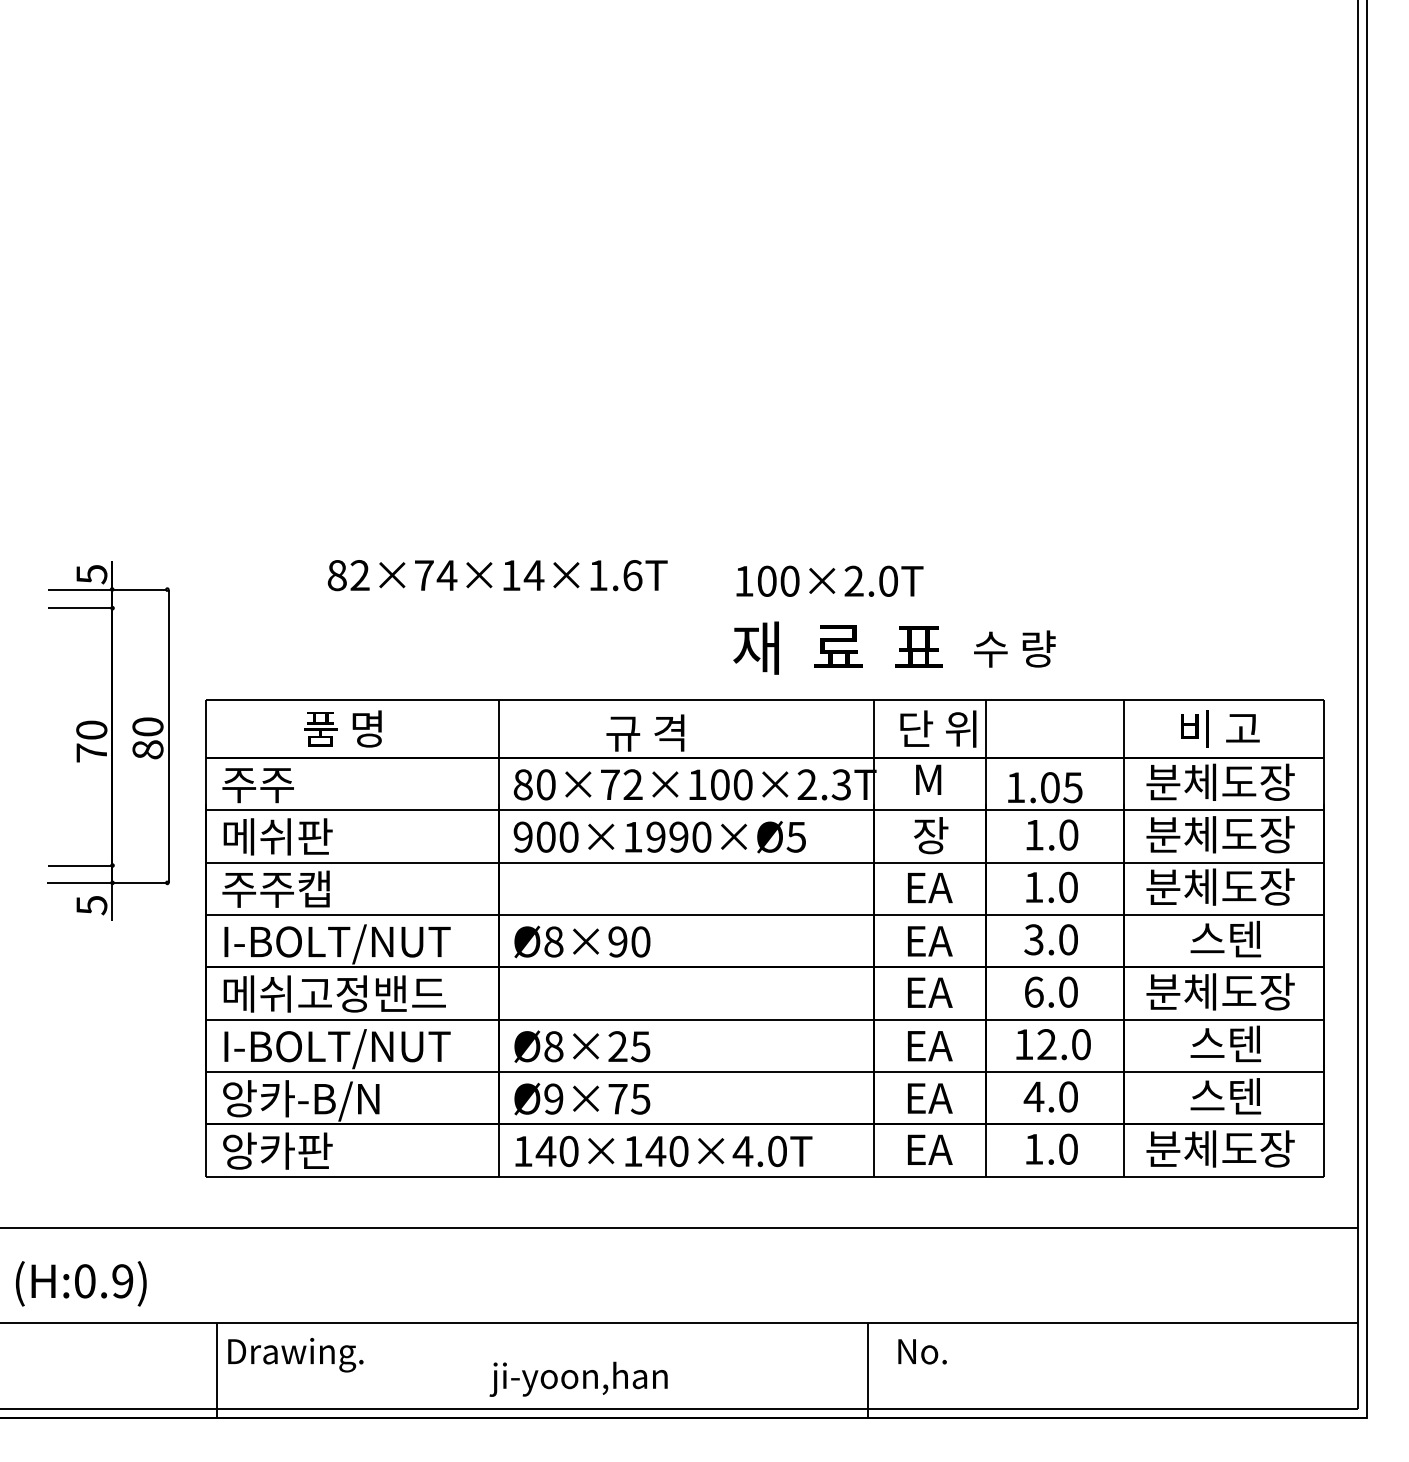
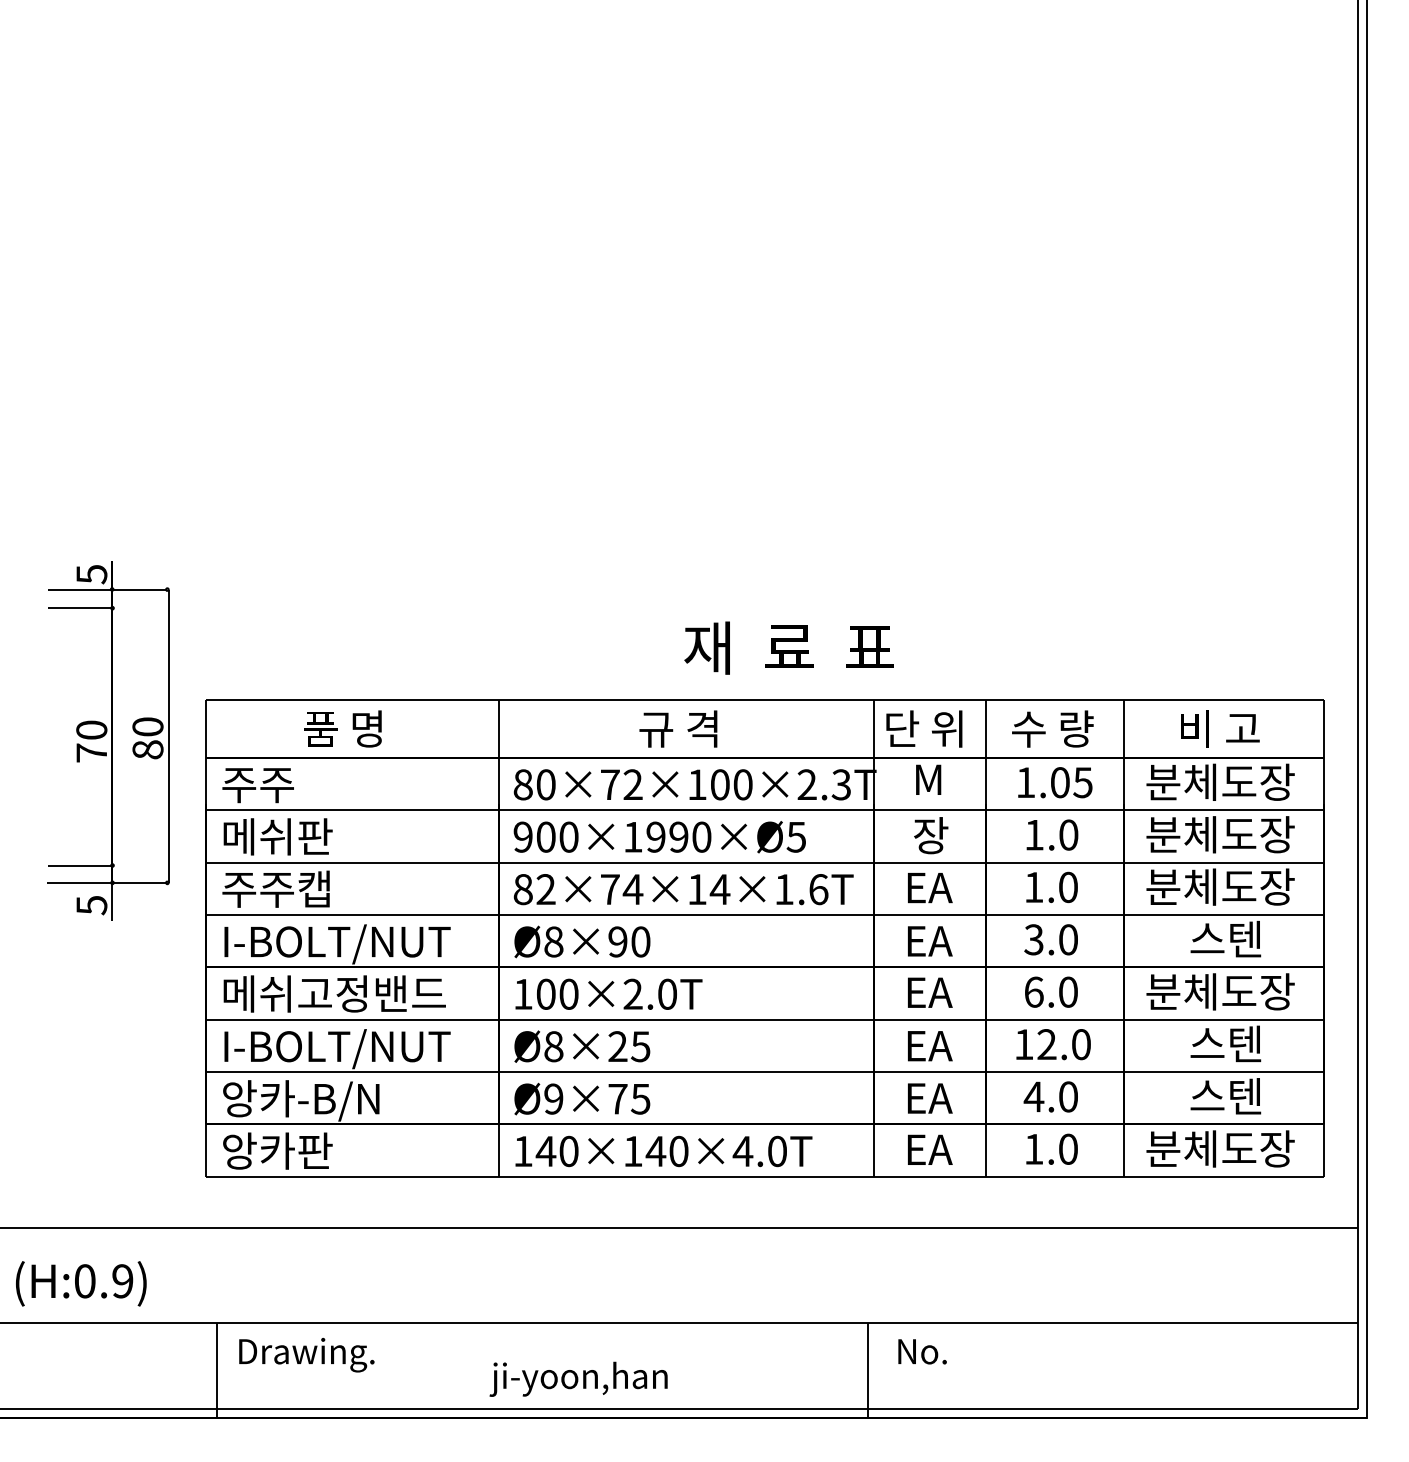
text position: (497, 575) -> (683, 889) (683, 889)
text position: (829, 580) -> (608, 993) (608, 993)
text position: (837, 647) -> (788, 647) (788, 647)
text position: (1014, 648) -> (1052, 728) (1052, 728)
text position: (938, 728) -> (924, 728) (924, 728)
text position: (645, 732) -> (678, 728) (678, 728)
text position: (1045, 787) -> (1055, 782) (1055, 782)
text position: (295, 1354) -> (306, 1354) (306, 1354)
